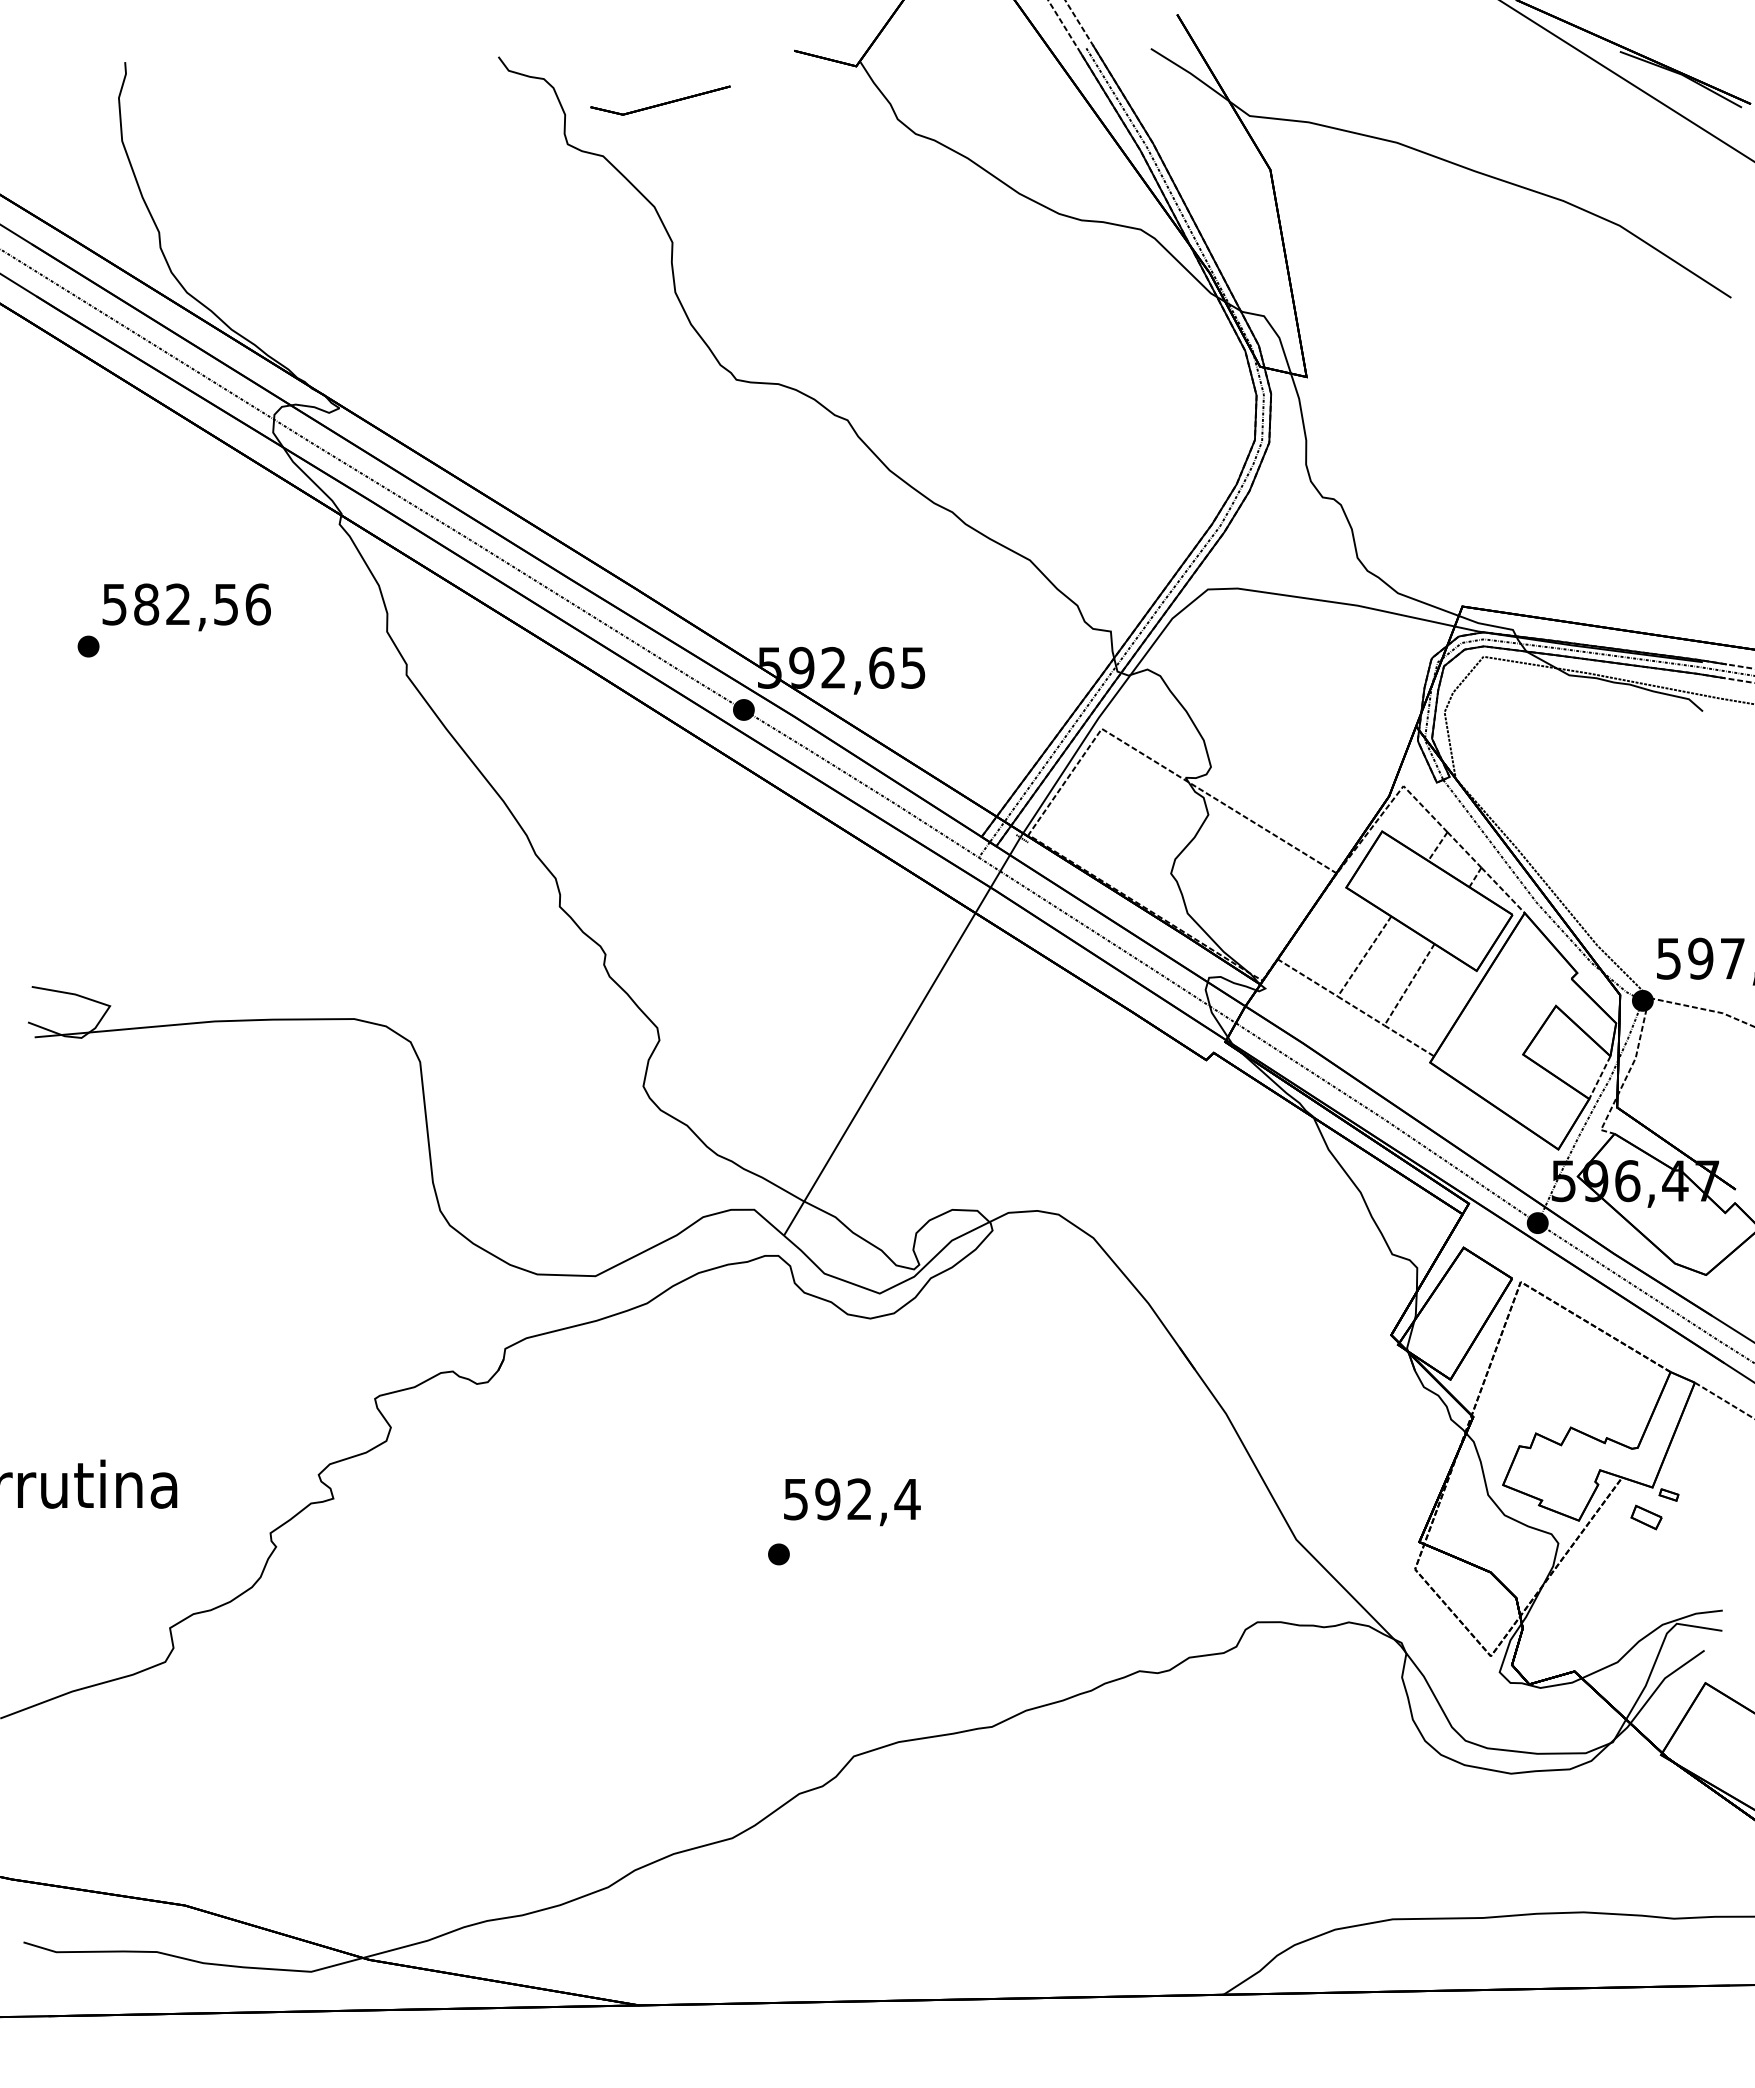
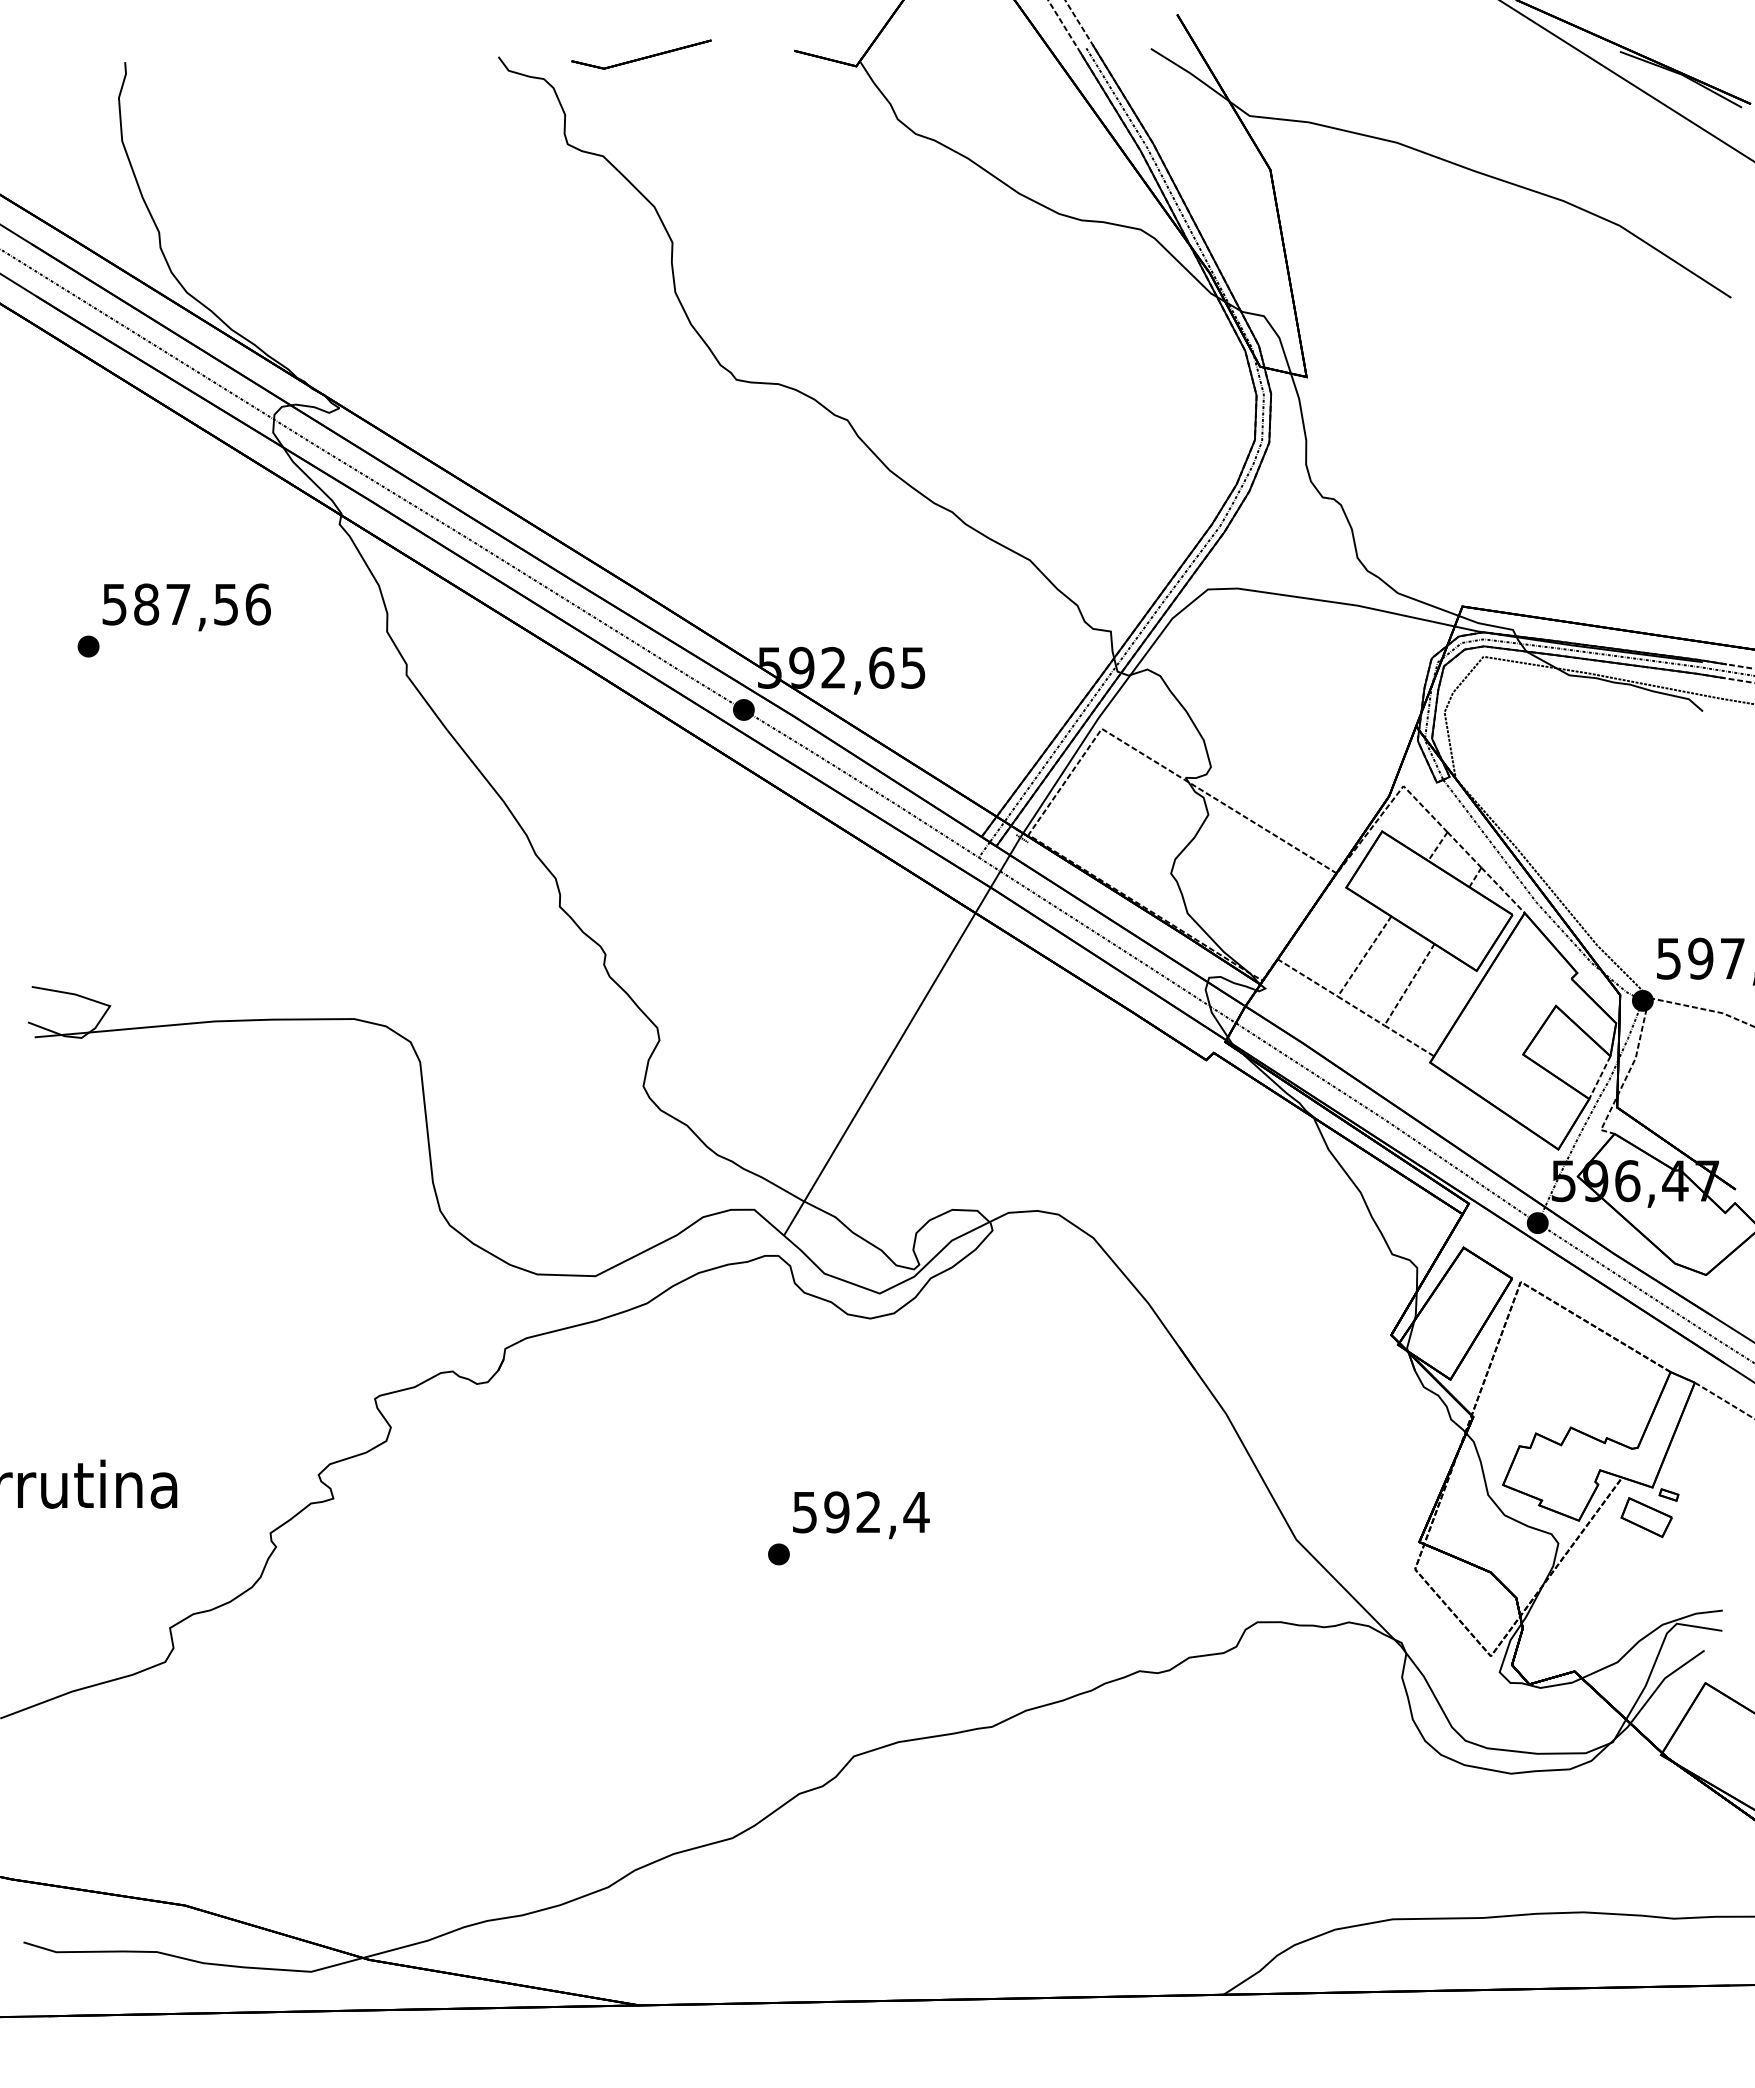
part position: (660, 100) -> (641, 54) (641, 54)
text: 582,56 -> 587,56 (178, 603)
text position: (852, 1502) -> (861, 1515) (861, 1515)
part size: 33x27 px -> 53x41 px (1646, 1517)
